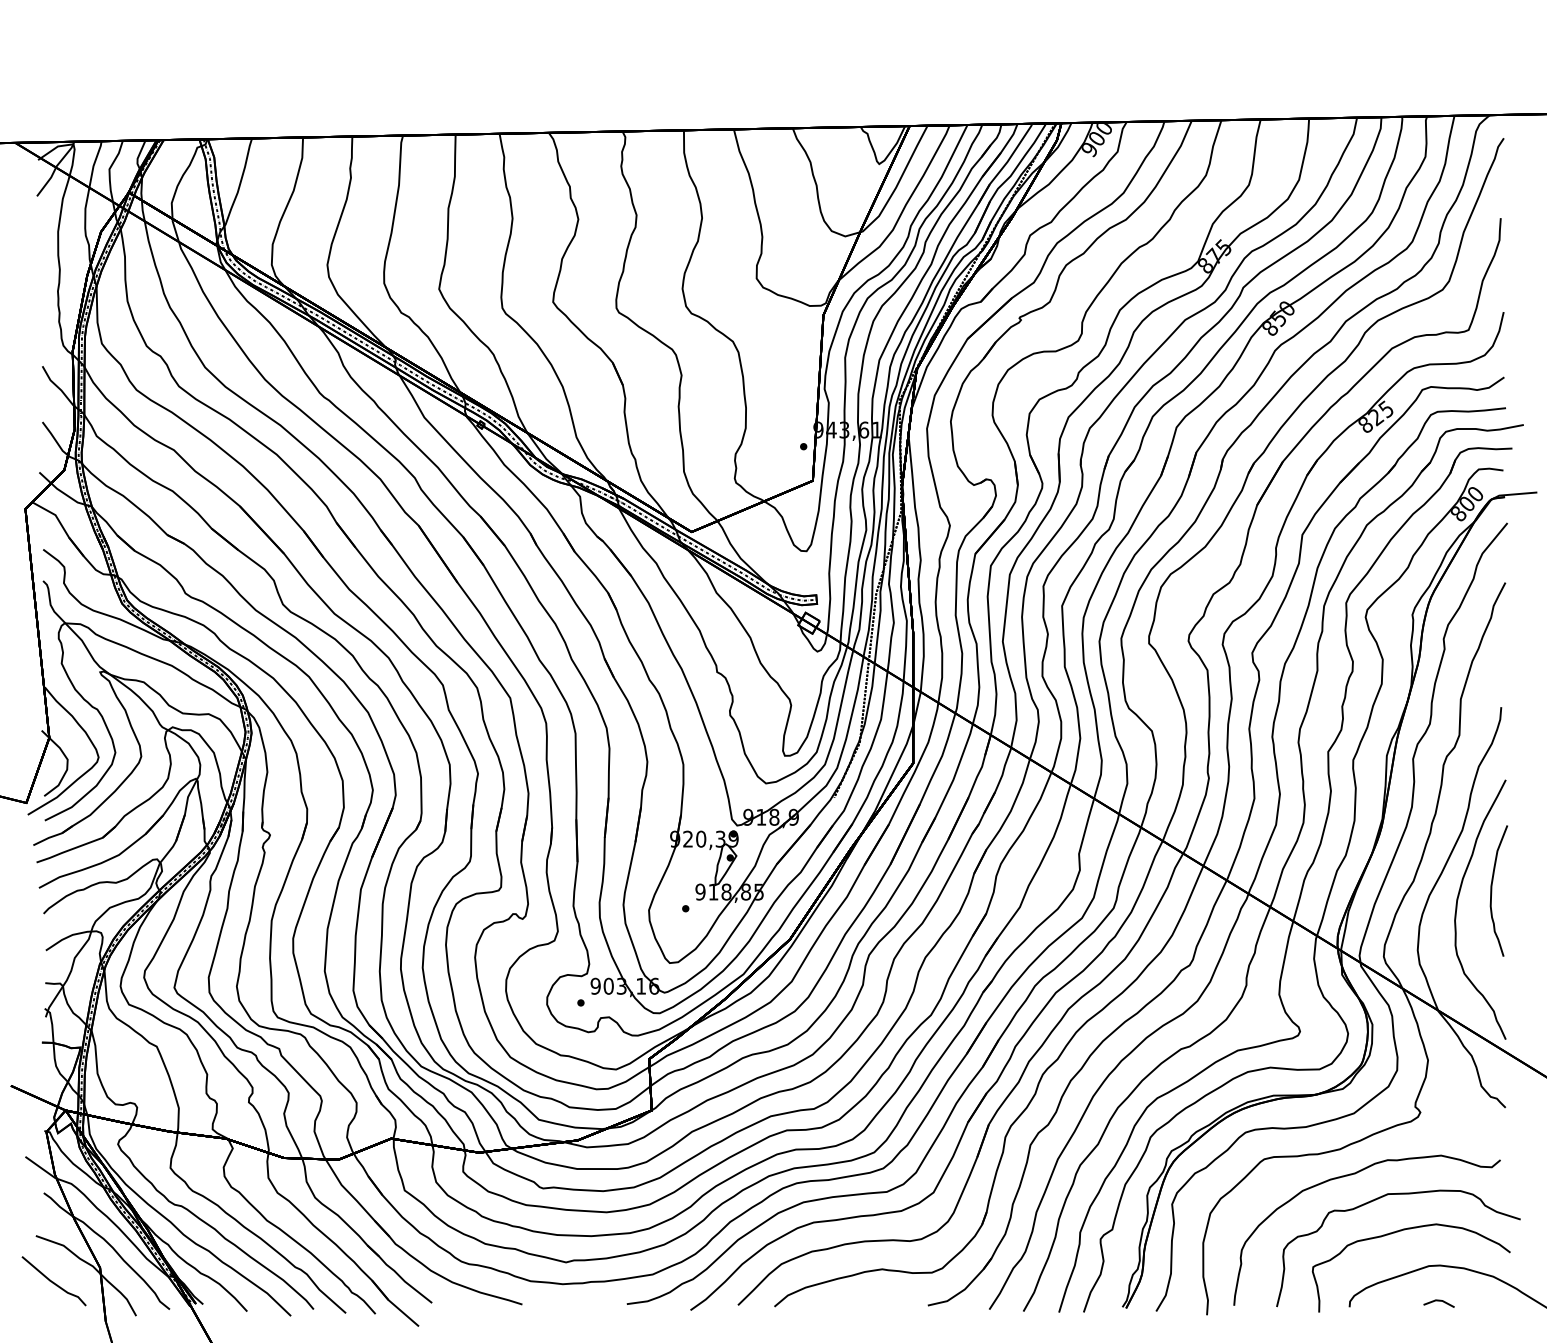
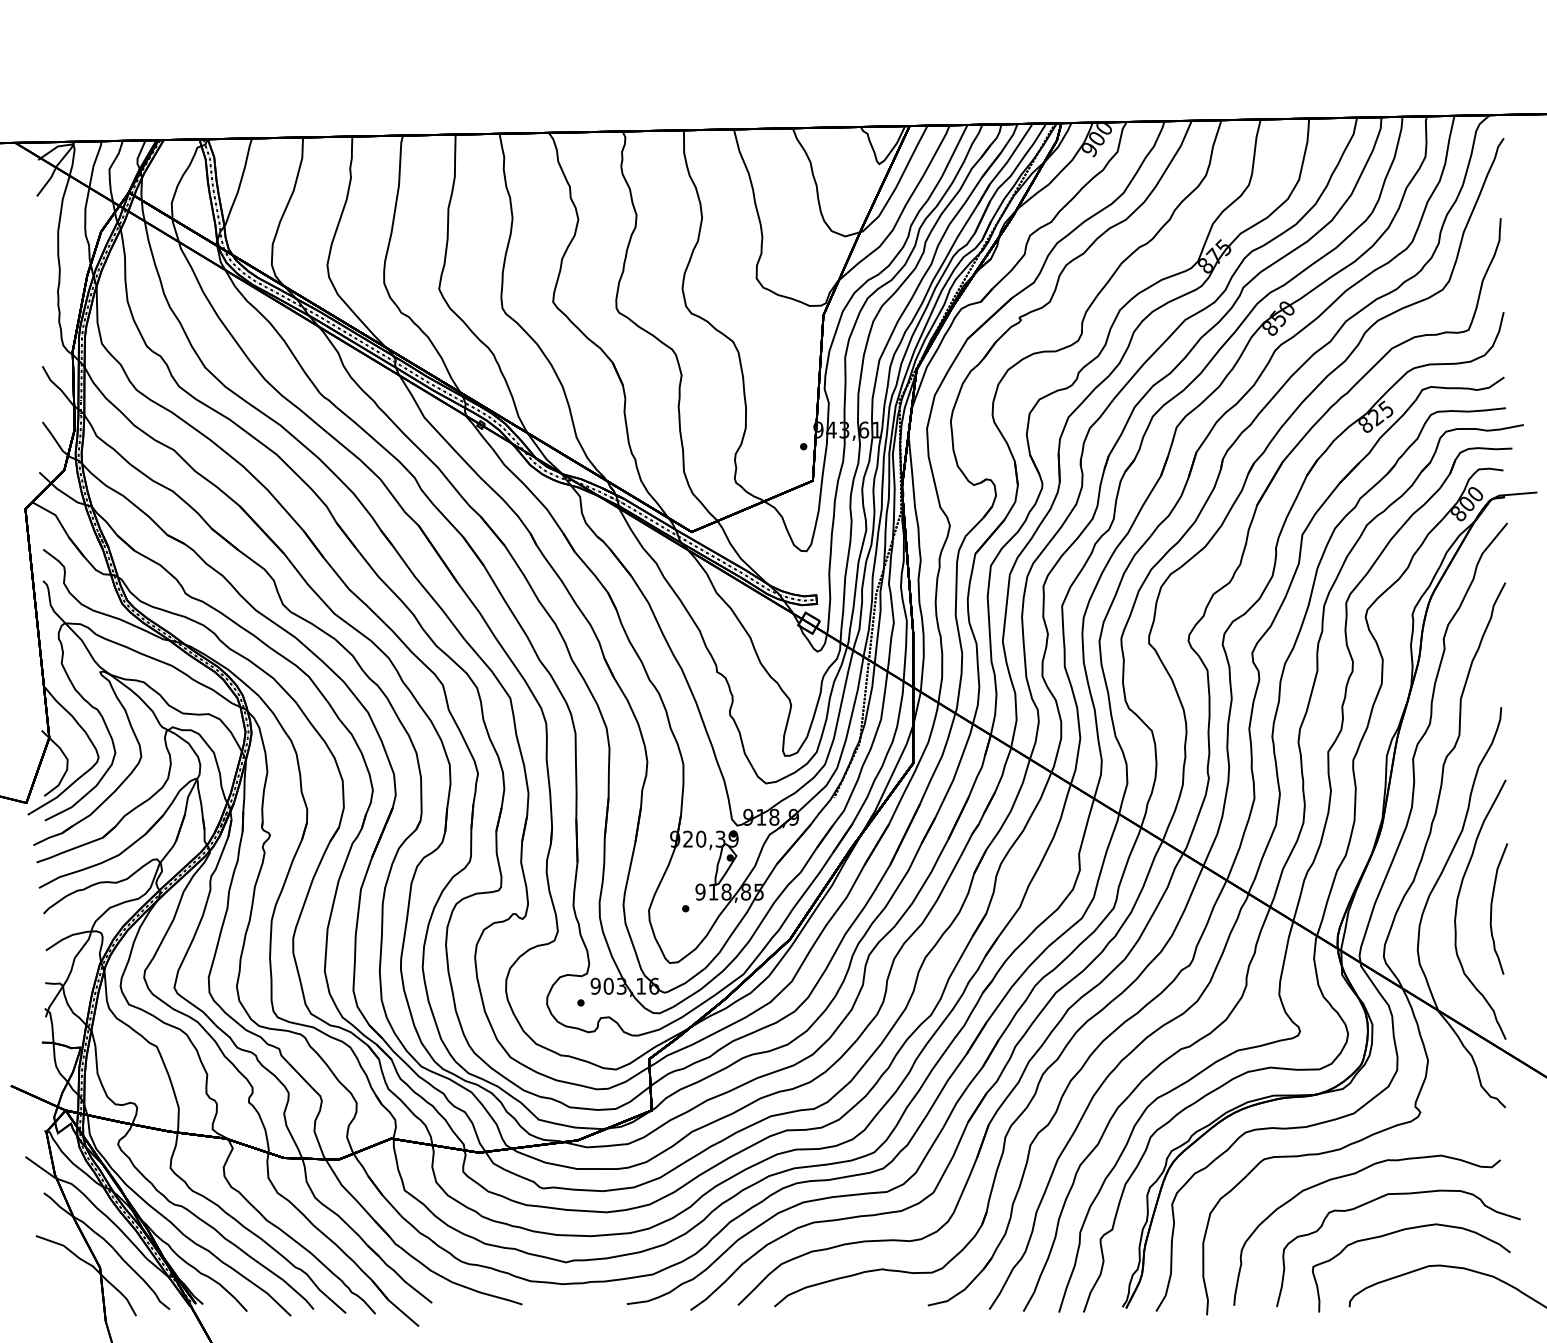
curve position: (1492, 890) -> (1492, 908) (1492, 908)
line: present -> none (53, 1281)
line: present -> none (1438, 1301)
